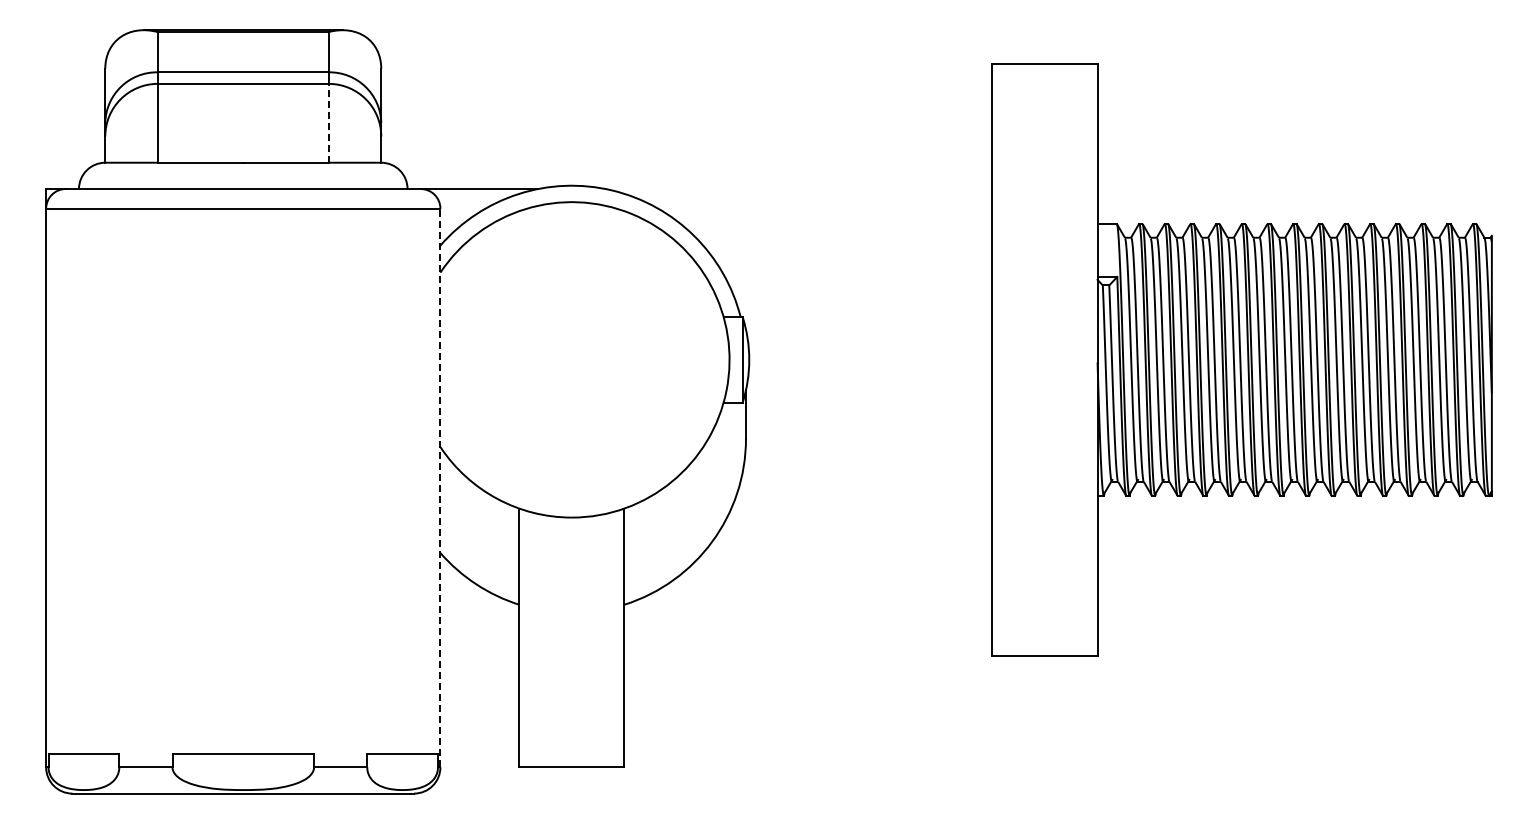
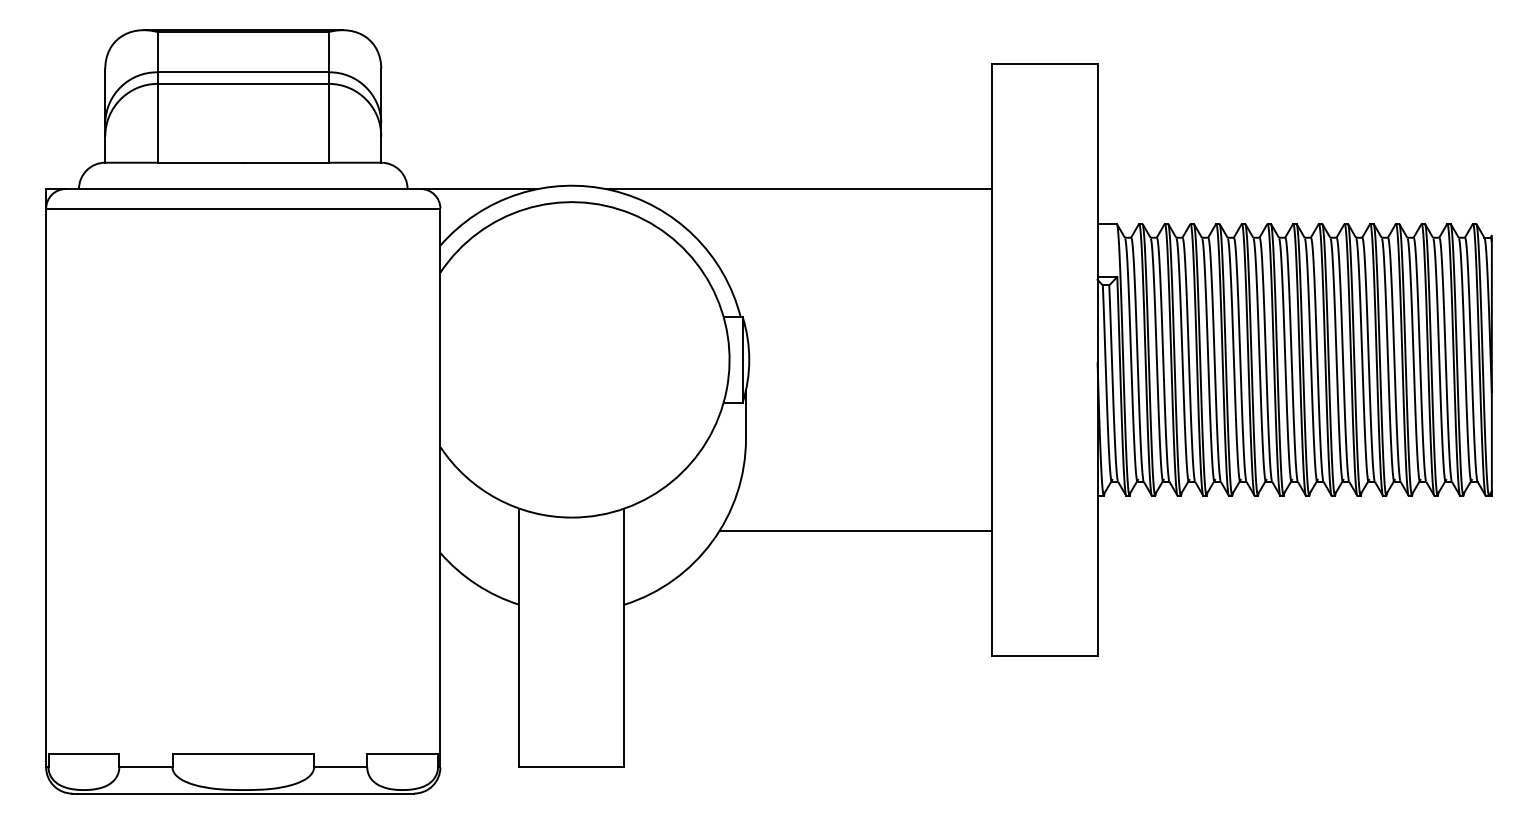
line: dashed -> solid (328, 122)
line: none -> present (798, 189)
line: dashed -> solid (440, 487)
line: none -> present (855, 530)
